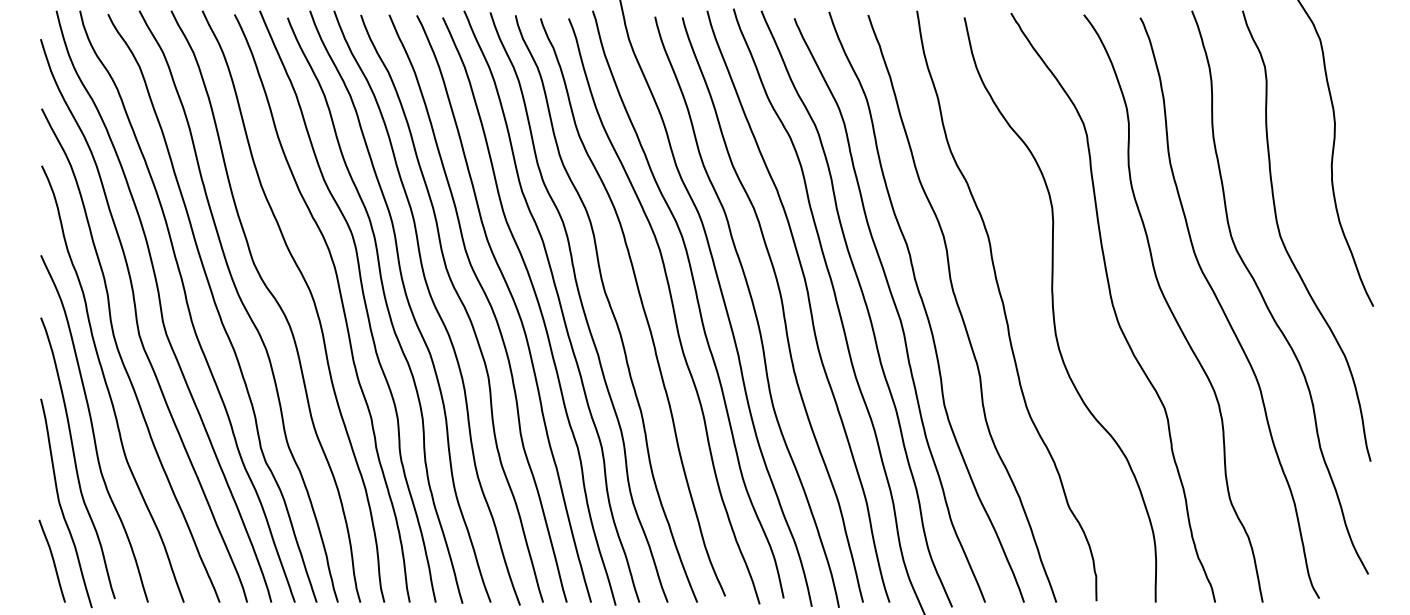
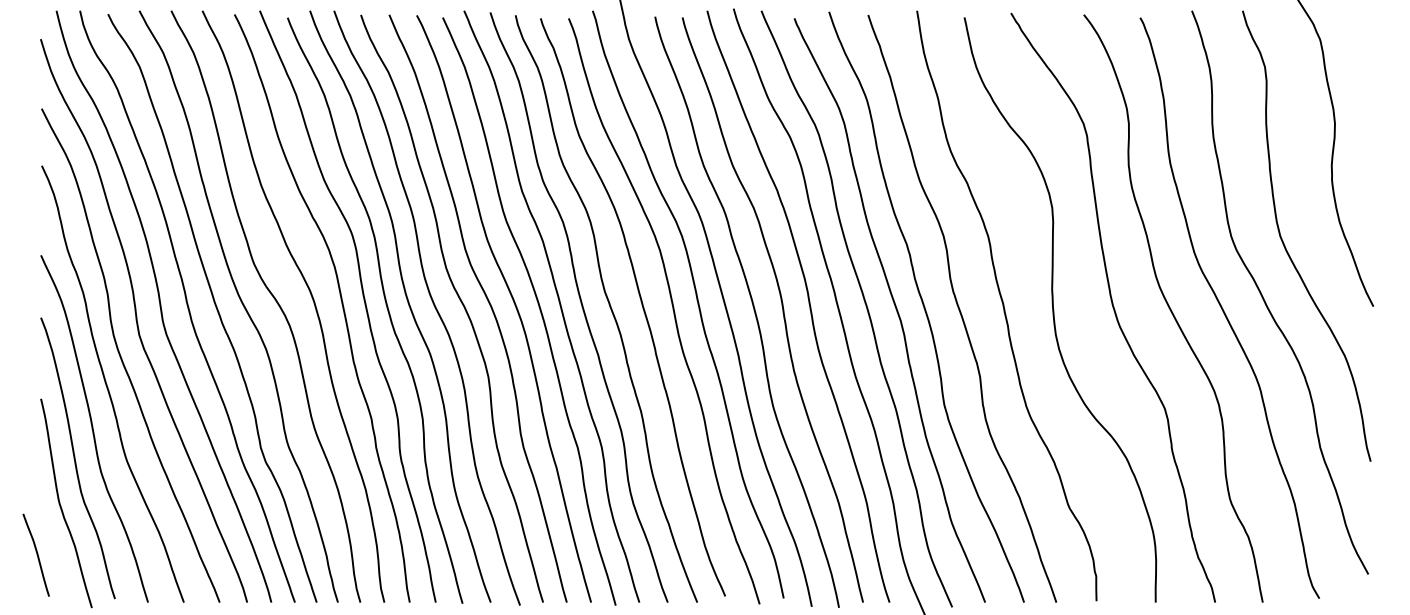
curve position: (52, 560) -> (36, 554) (36, 554)
